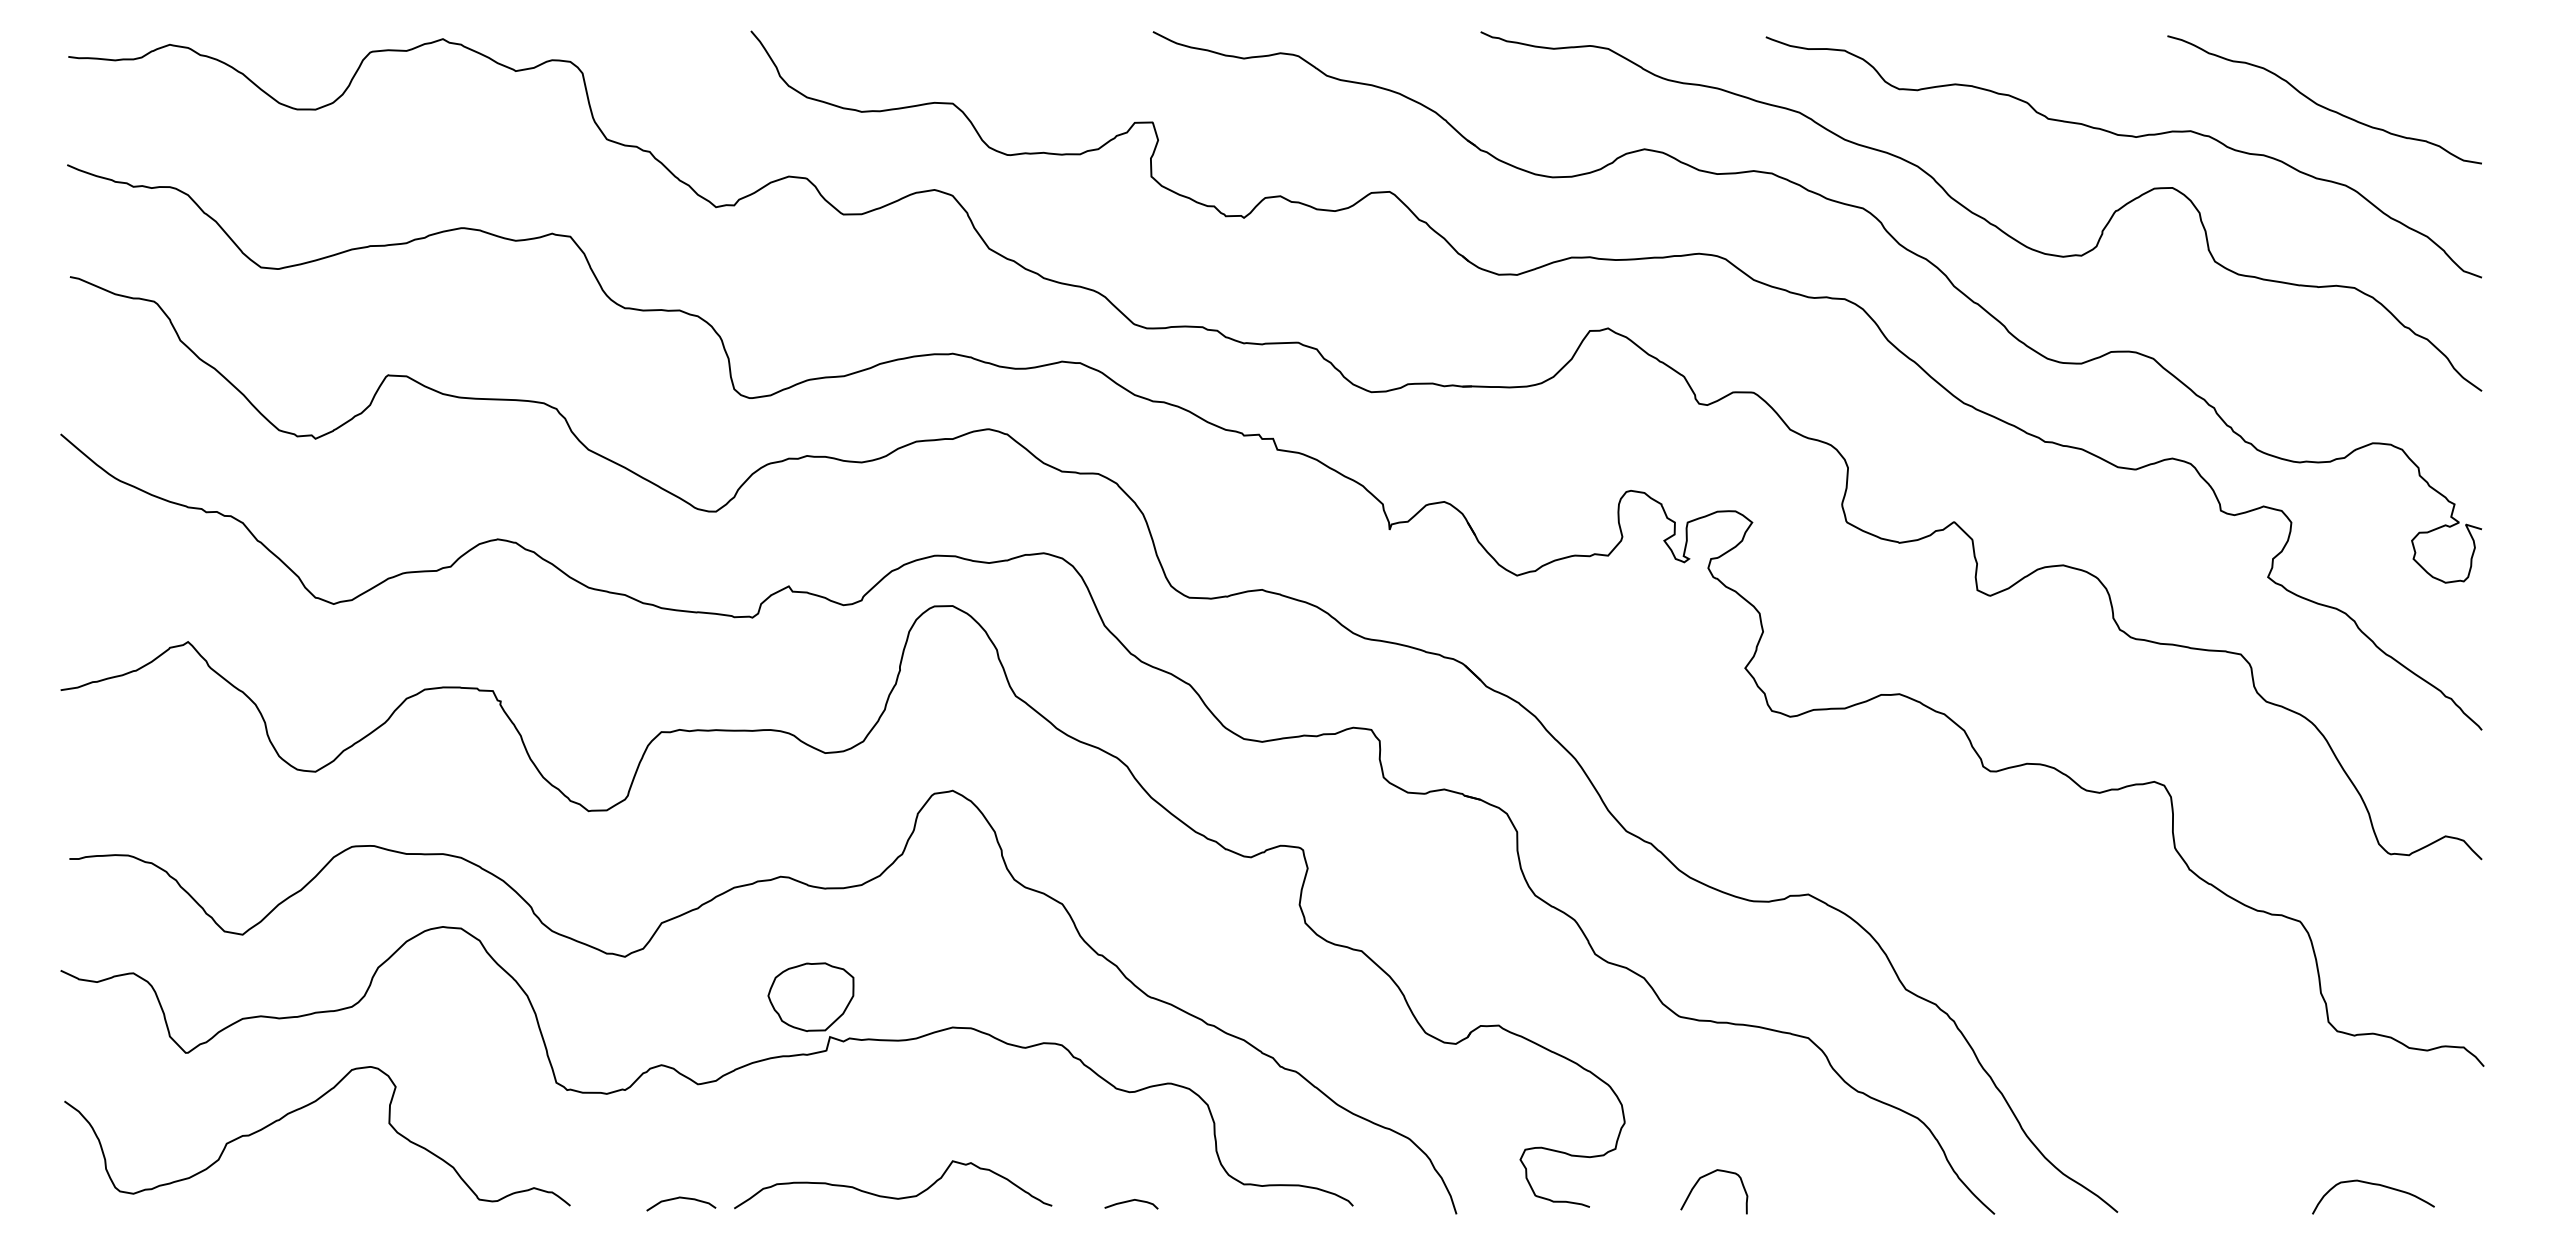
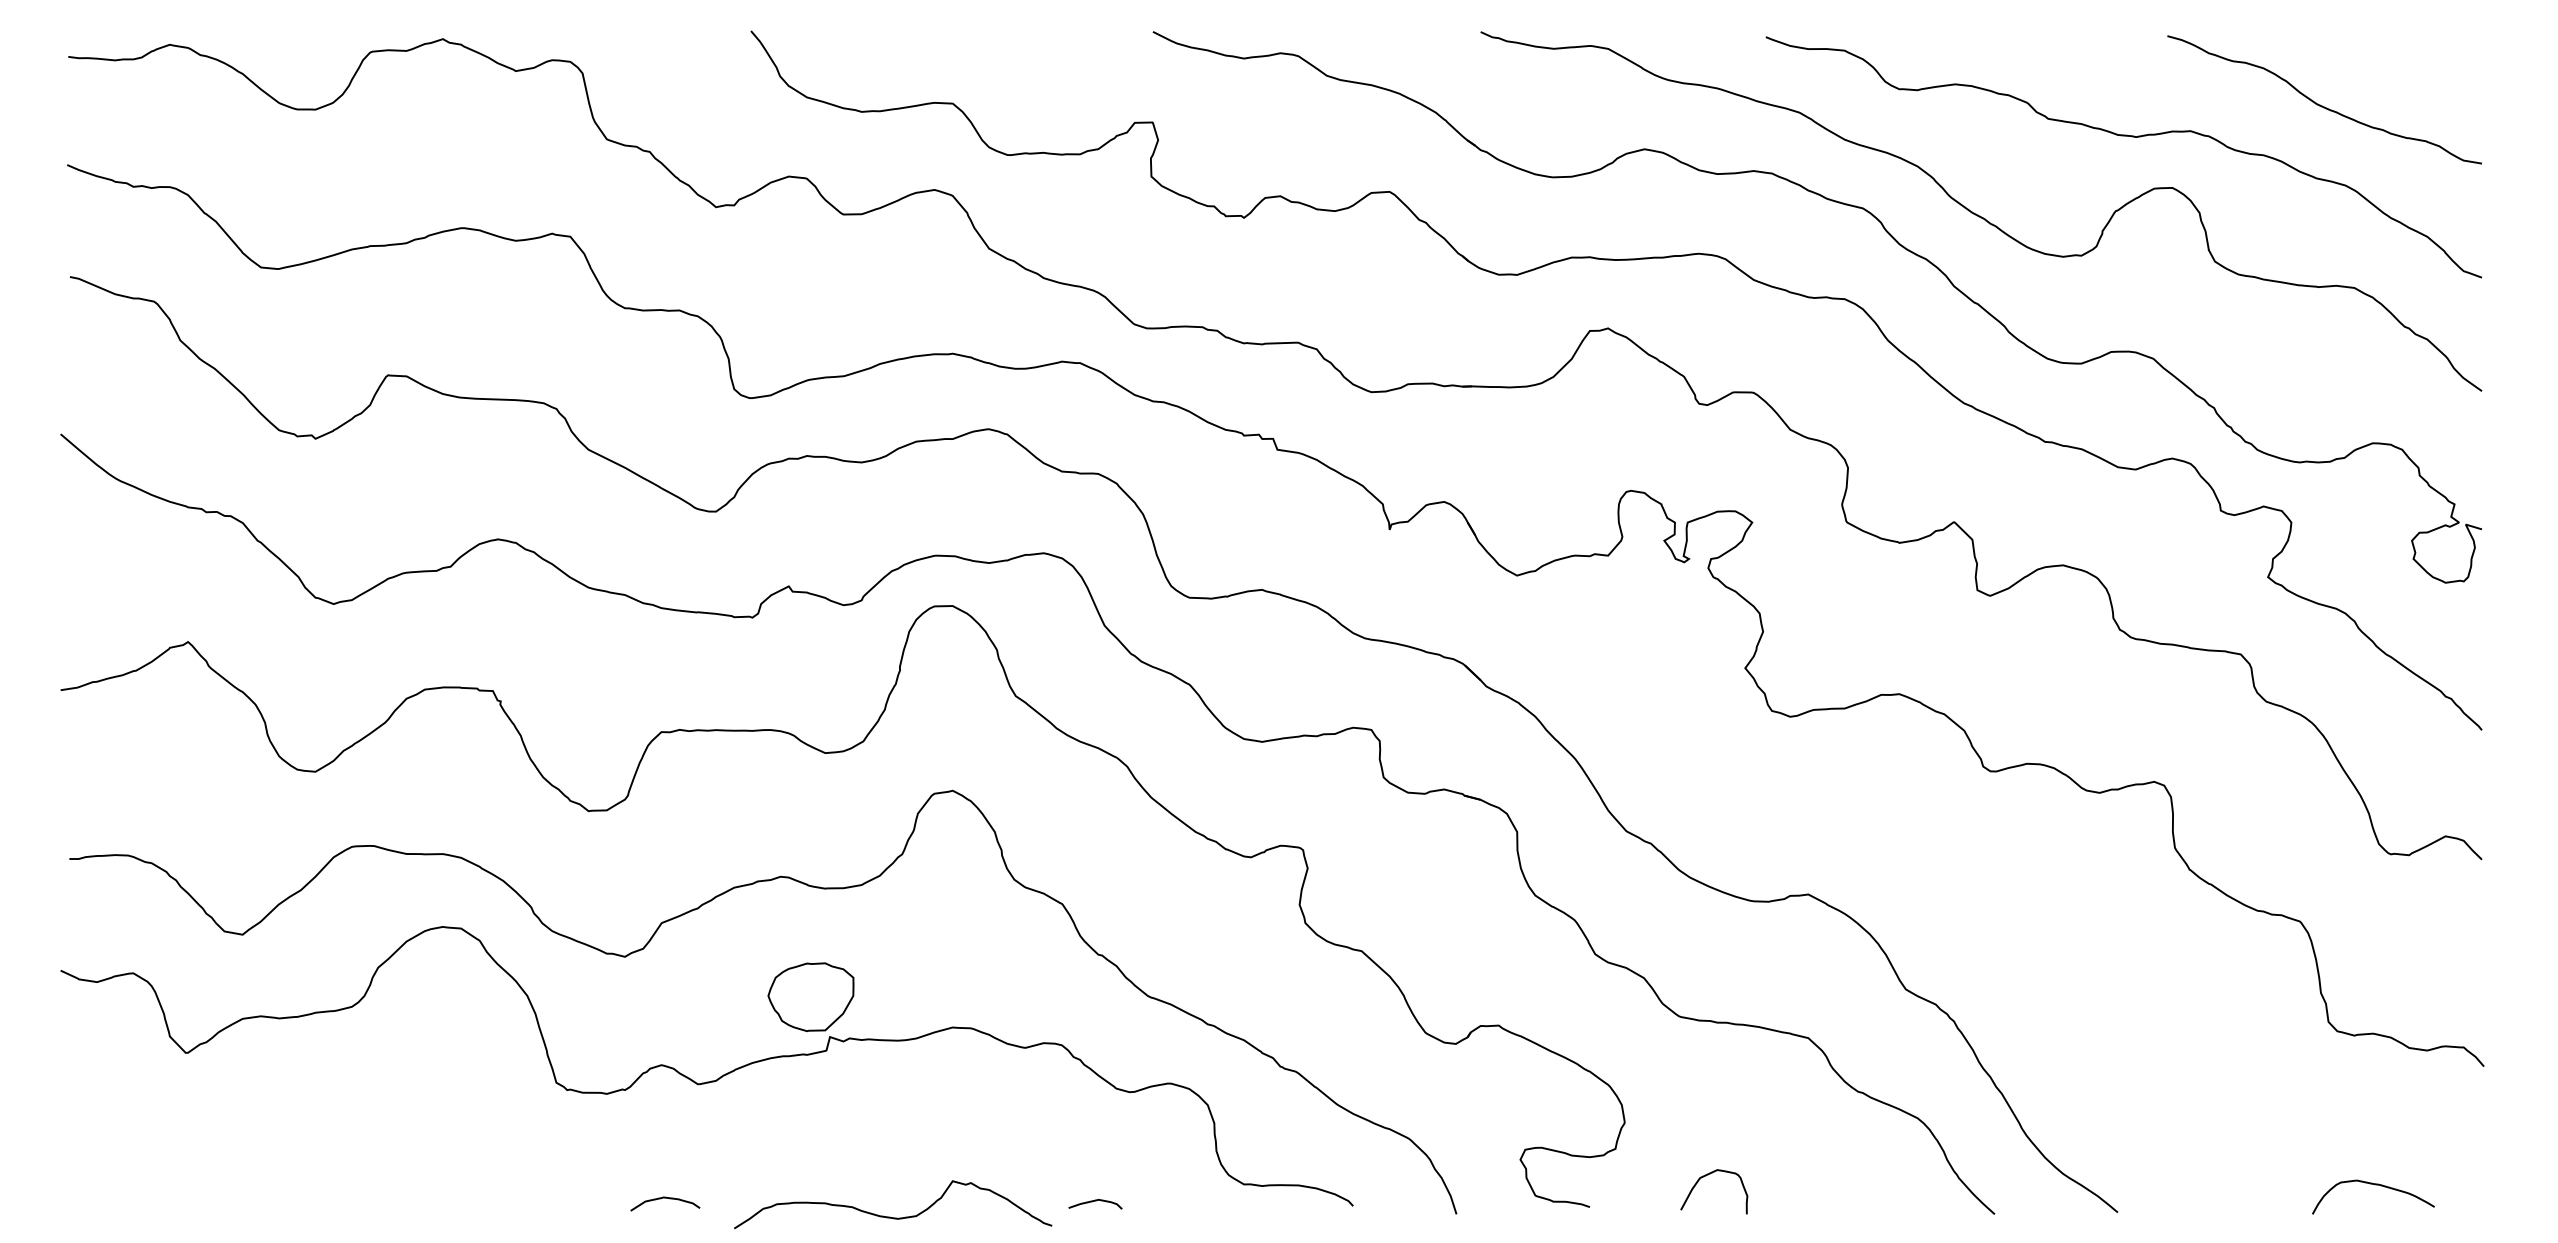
curve: present -> none (303, 1108)
curve position: (890, 1196) -> (890, 1216) (890, 1216)
curve position: (681, 1198) -> (665, 1198) (665, 1198)
curve position: (1131, 1201) -> (1095, 1201) (1095, 1201)
